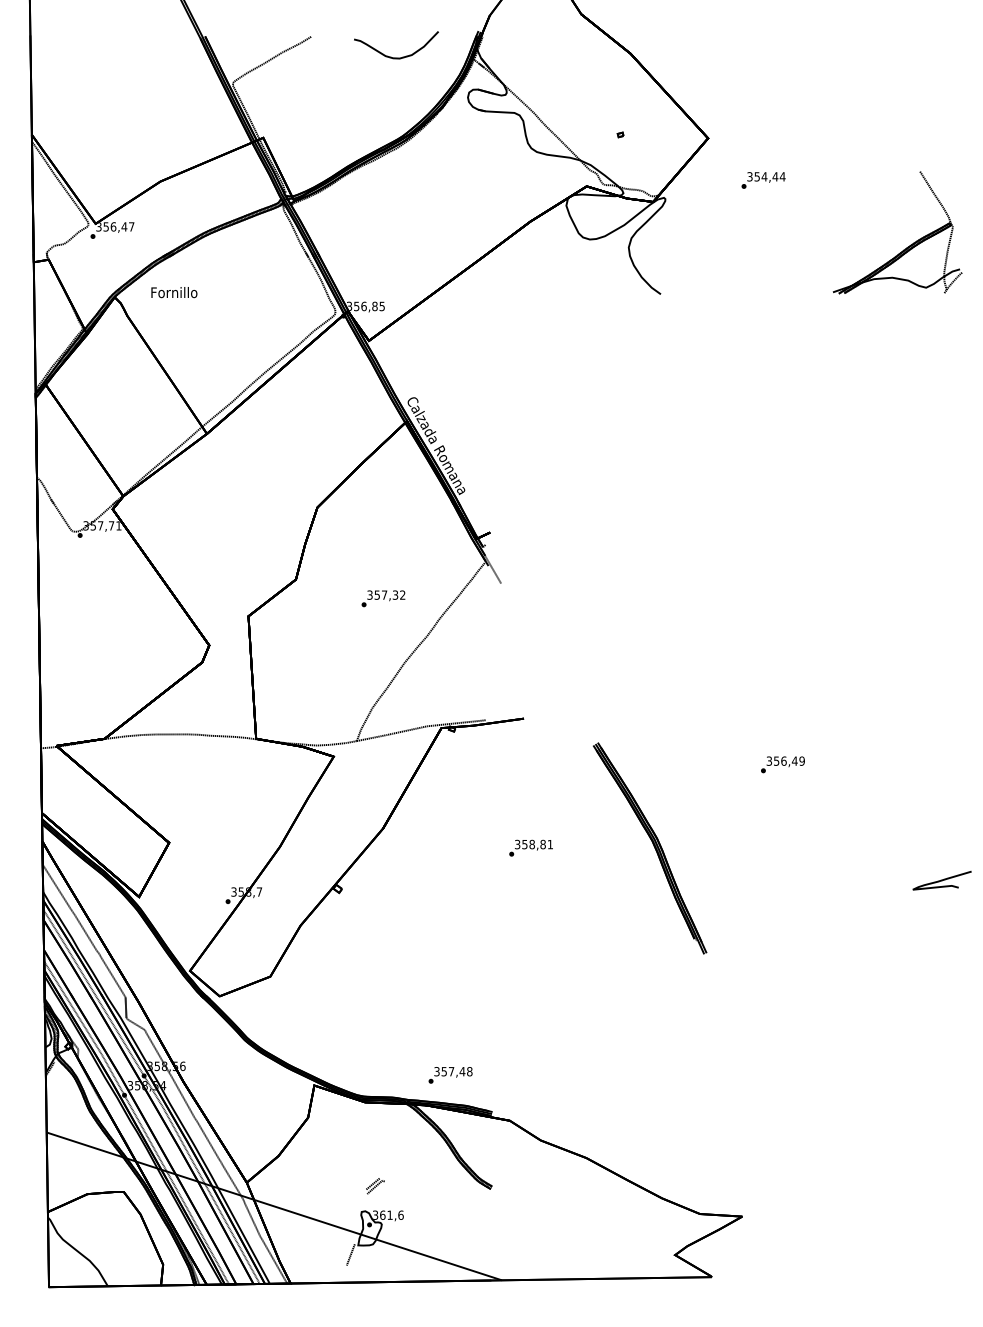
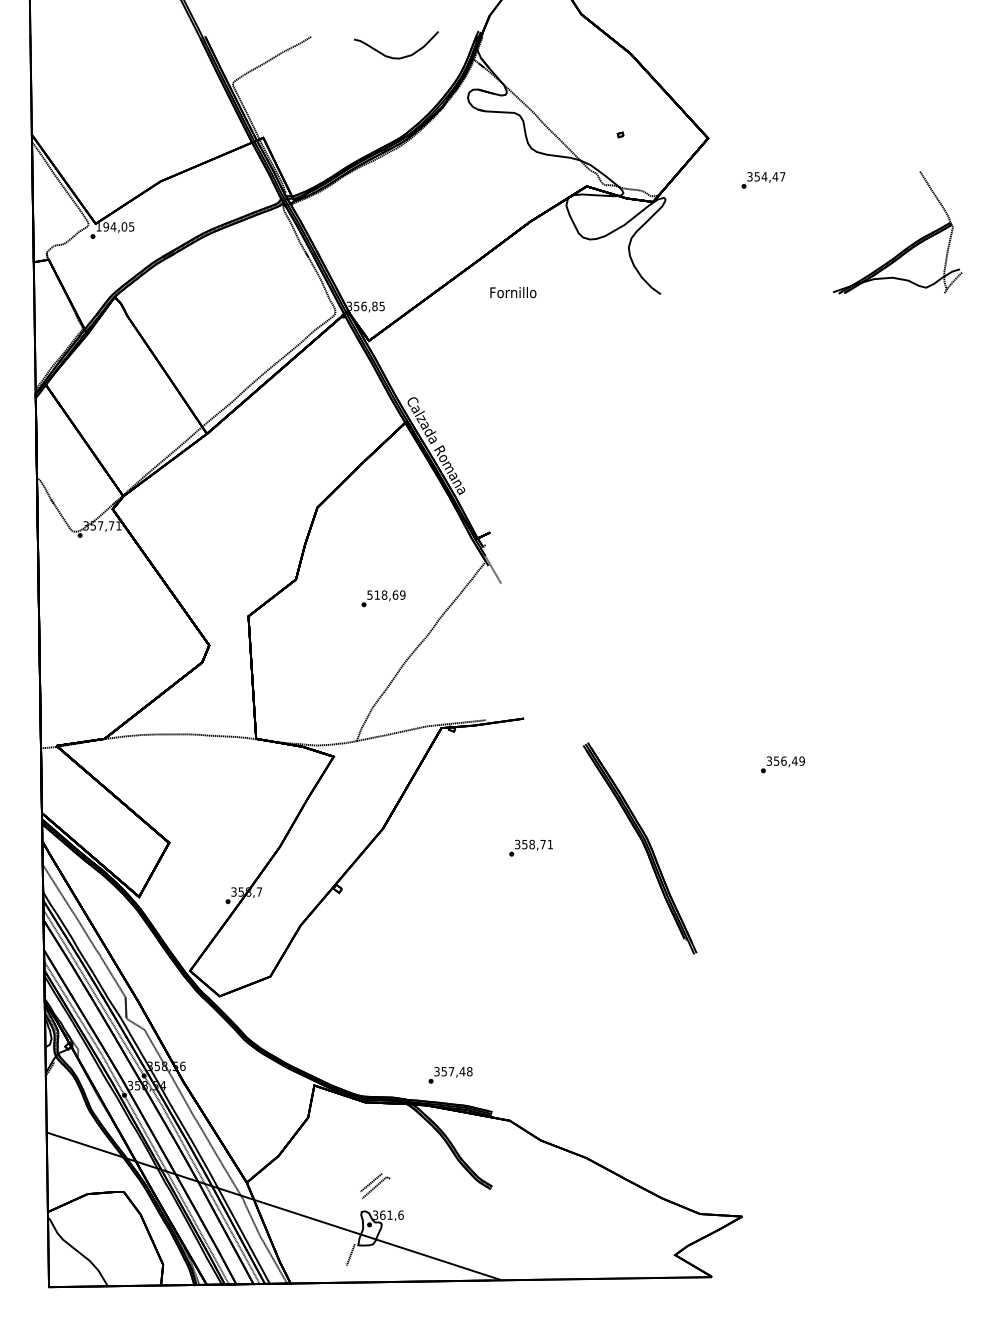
text: 354,44 -> 354,47 (782, 176)
text: 356,47 -> 194,05 (115, 226)
text position: (174, 292) -> (513, 292) (513, 292)
text: 357,32 -> 518,69 (386, 594)
text: 358,81 -> 358,71 (542, 844)
part position: (650, 848) -> (640, 848) (640, 848)
part: present -> none (941, 880)
part size: 19x17 px -> 31x26 px (375, 1185)
